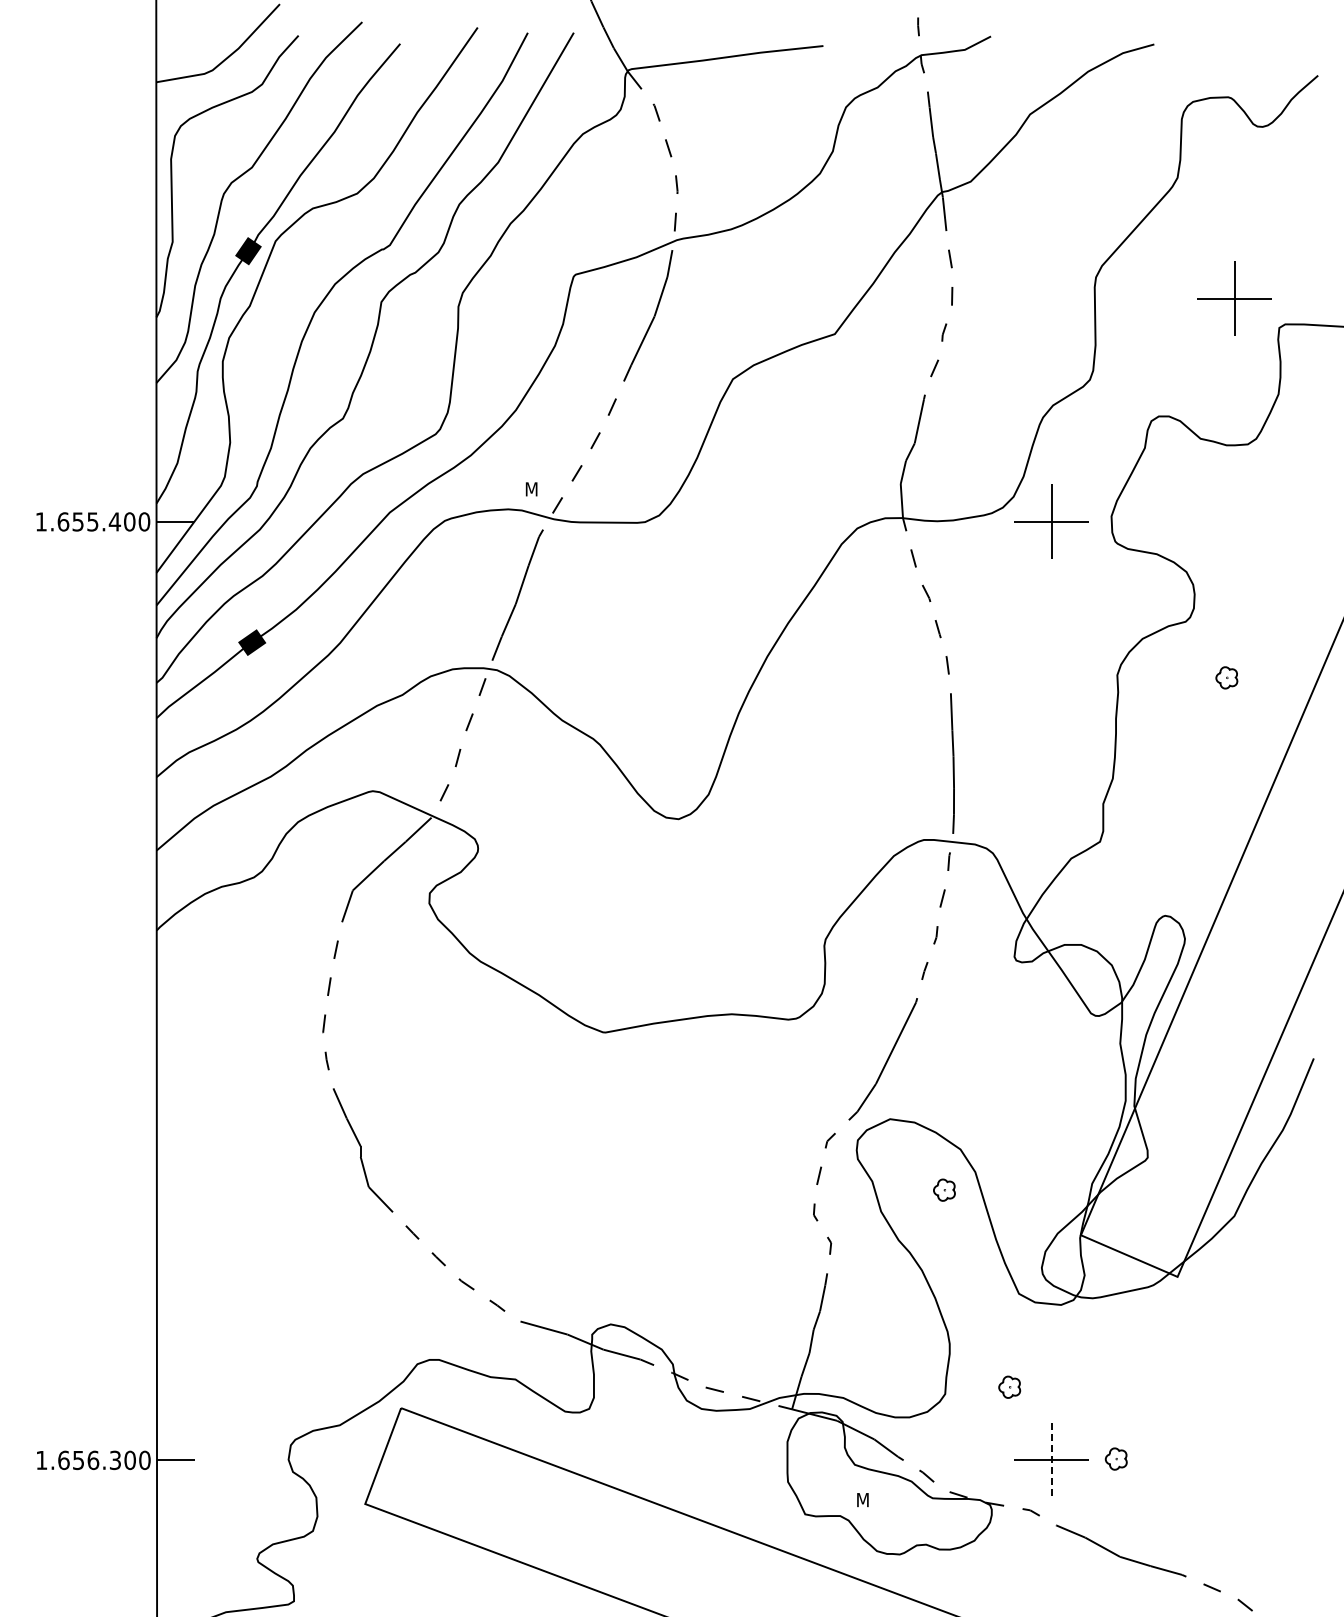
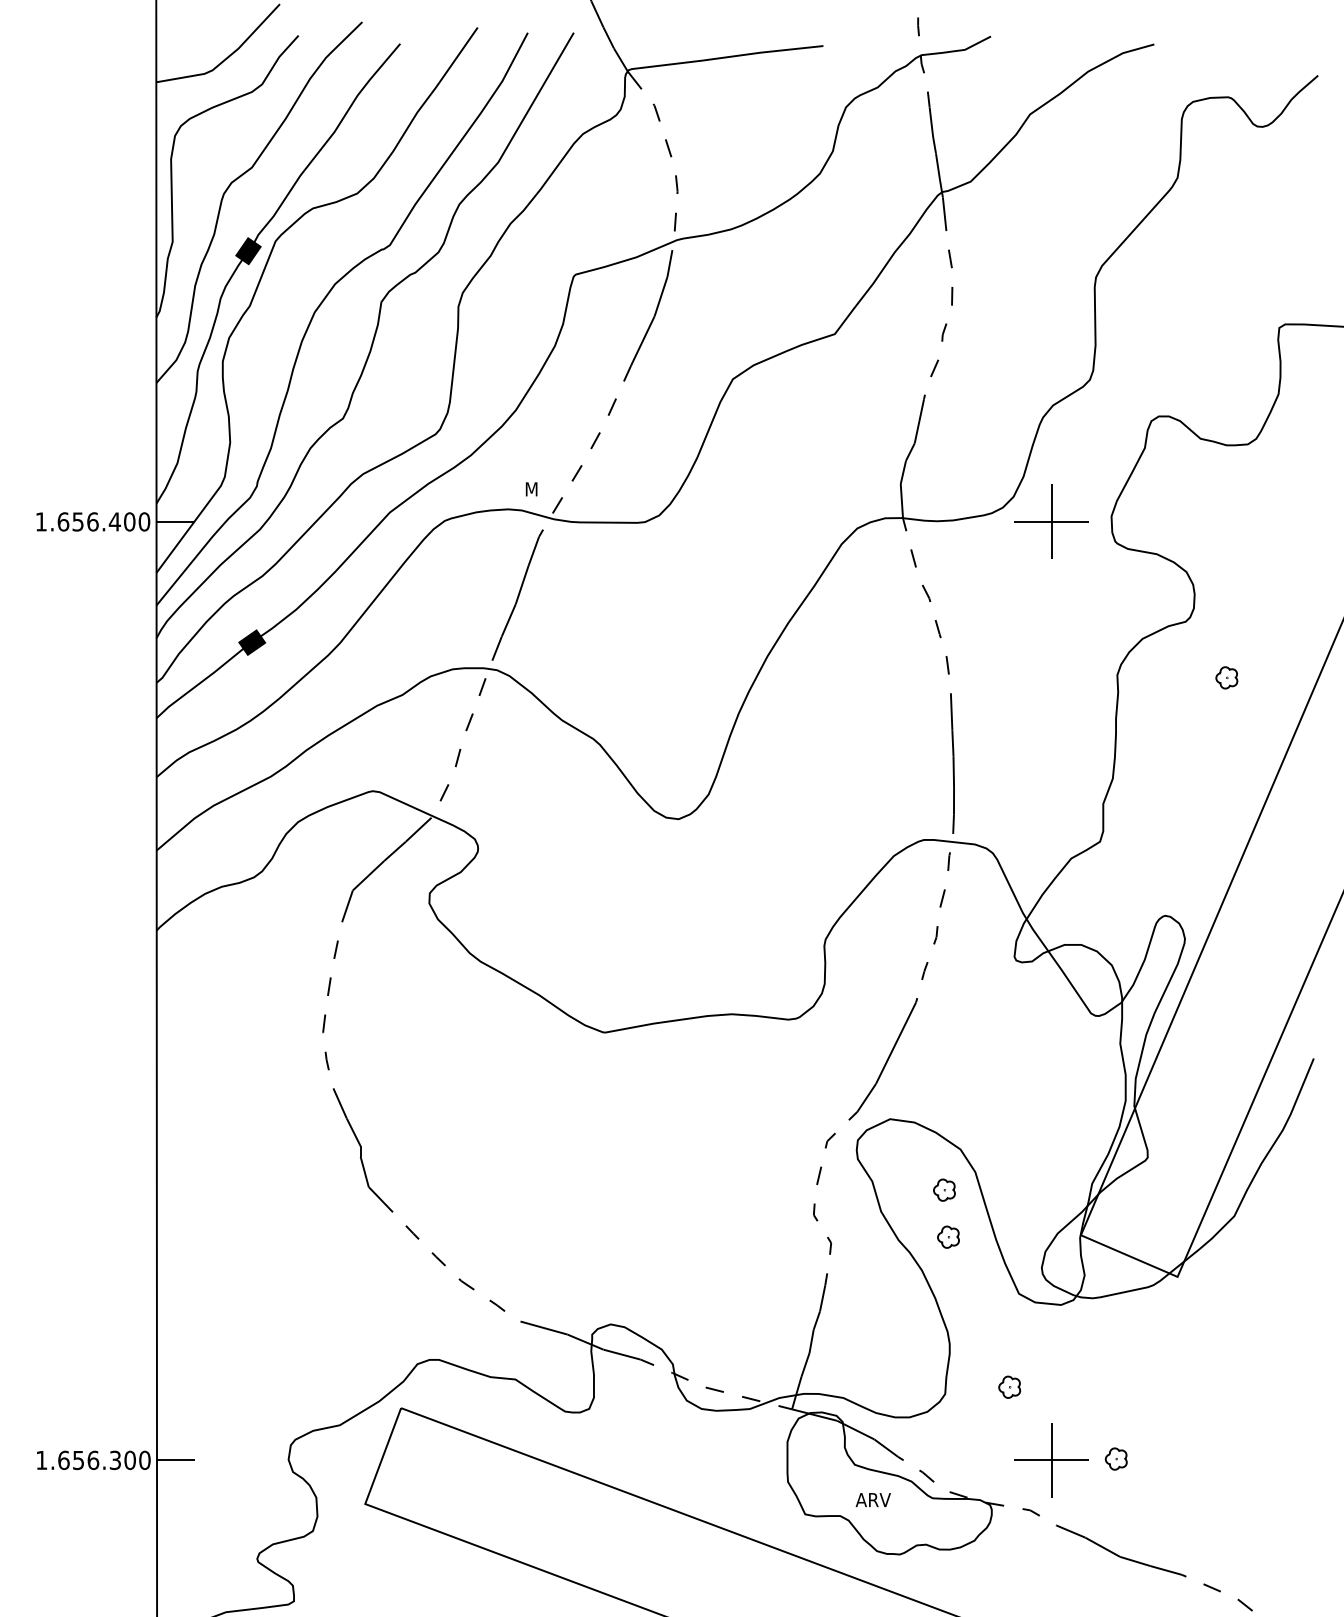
part: present -> none (1234, 298)
text: 1.655.400 -> 1.656.400 (92, 521)
part: none -> present (948, 1236)
line: dashed -> solid (1051, 1460)
text: M -> ARV (872, 1500)
